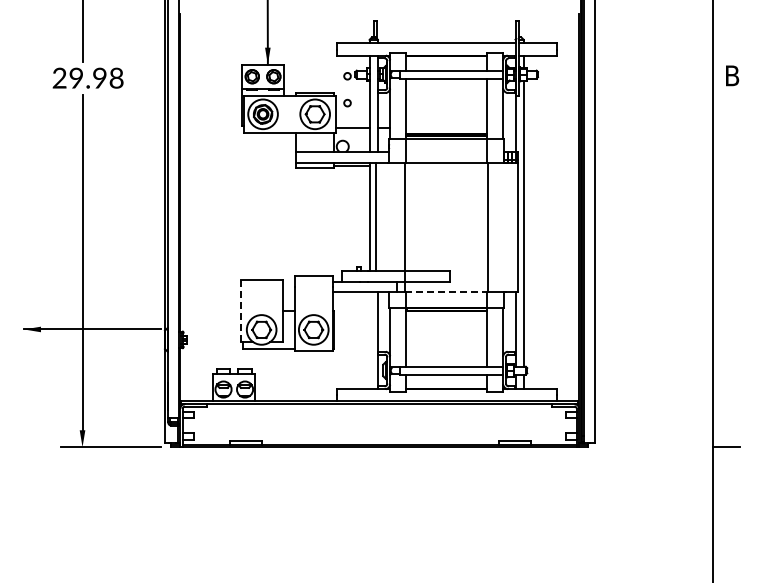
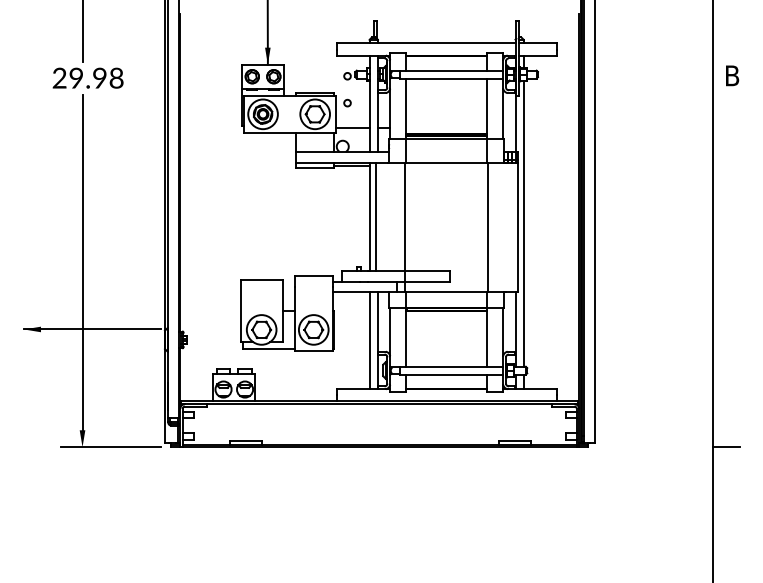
line: dashed -> solid (446, 292)
line: dashed -> solid (240, 311)
line: none -> present (369, 340)
